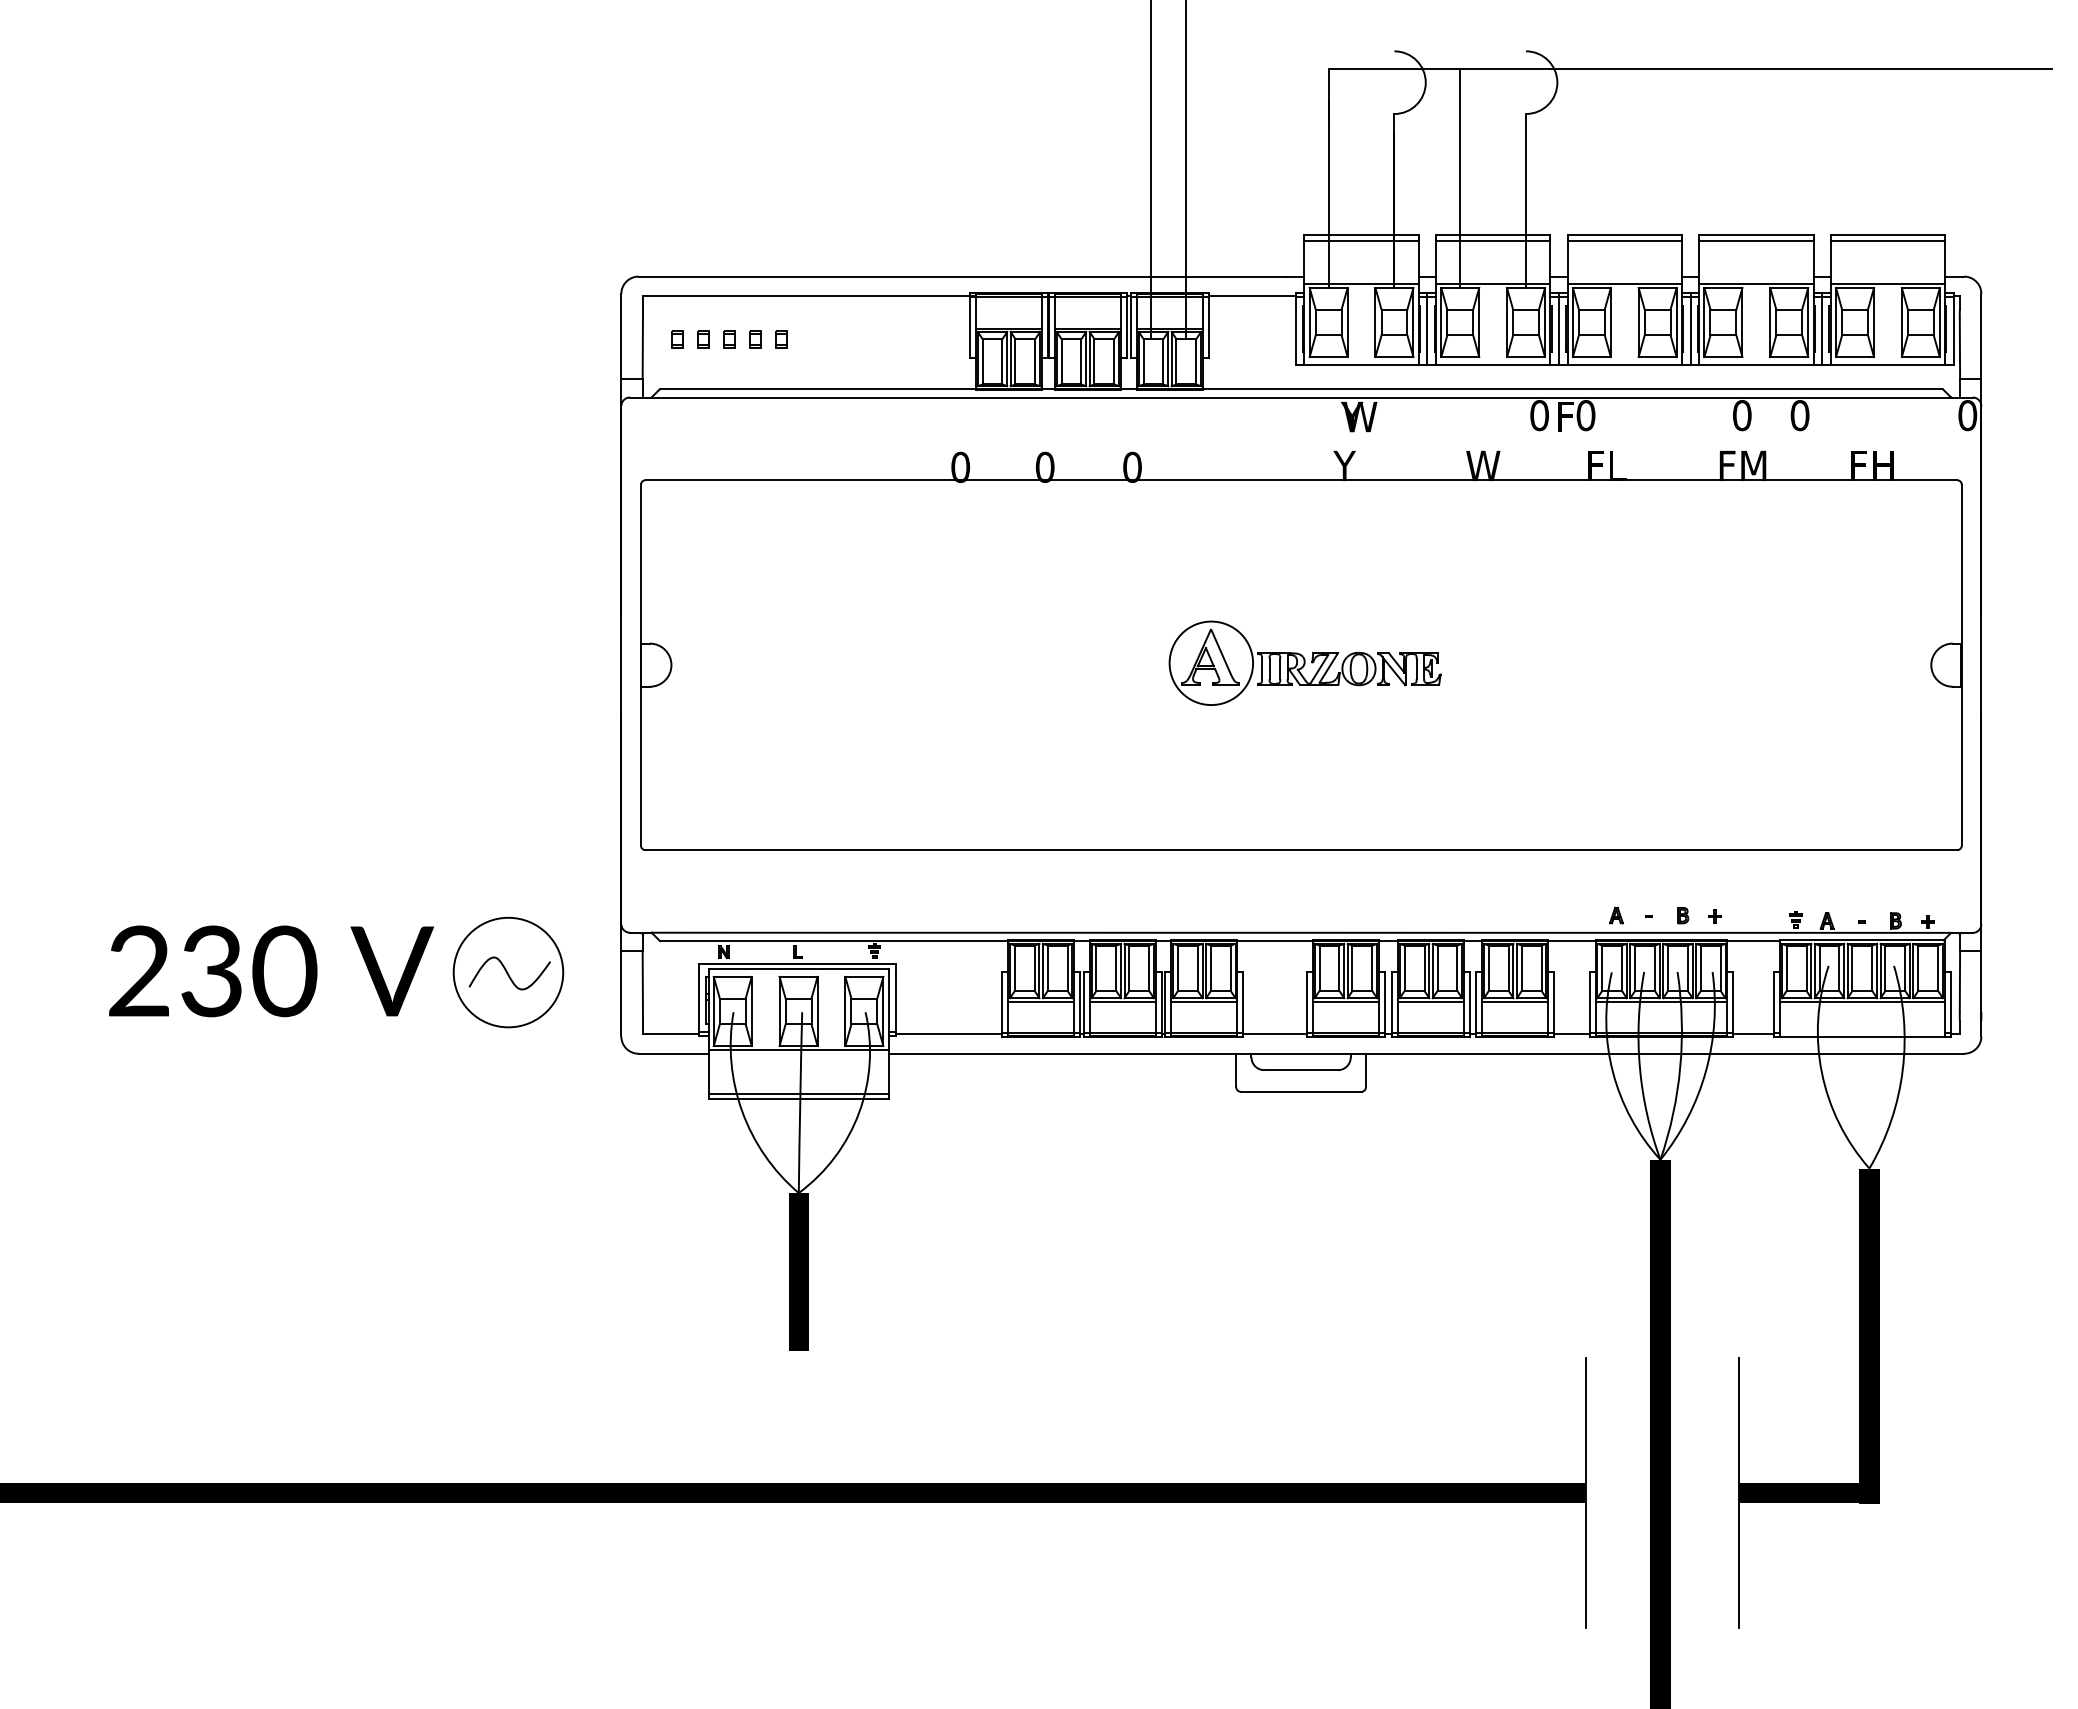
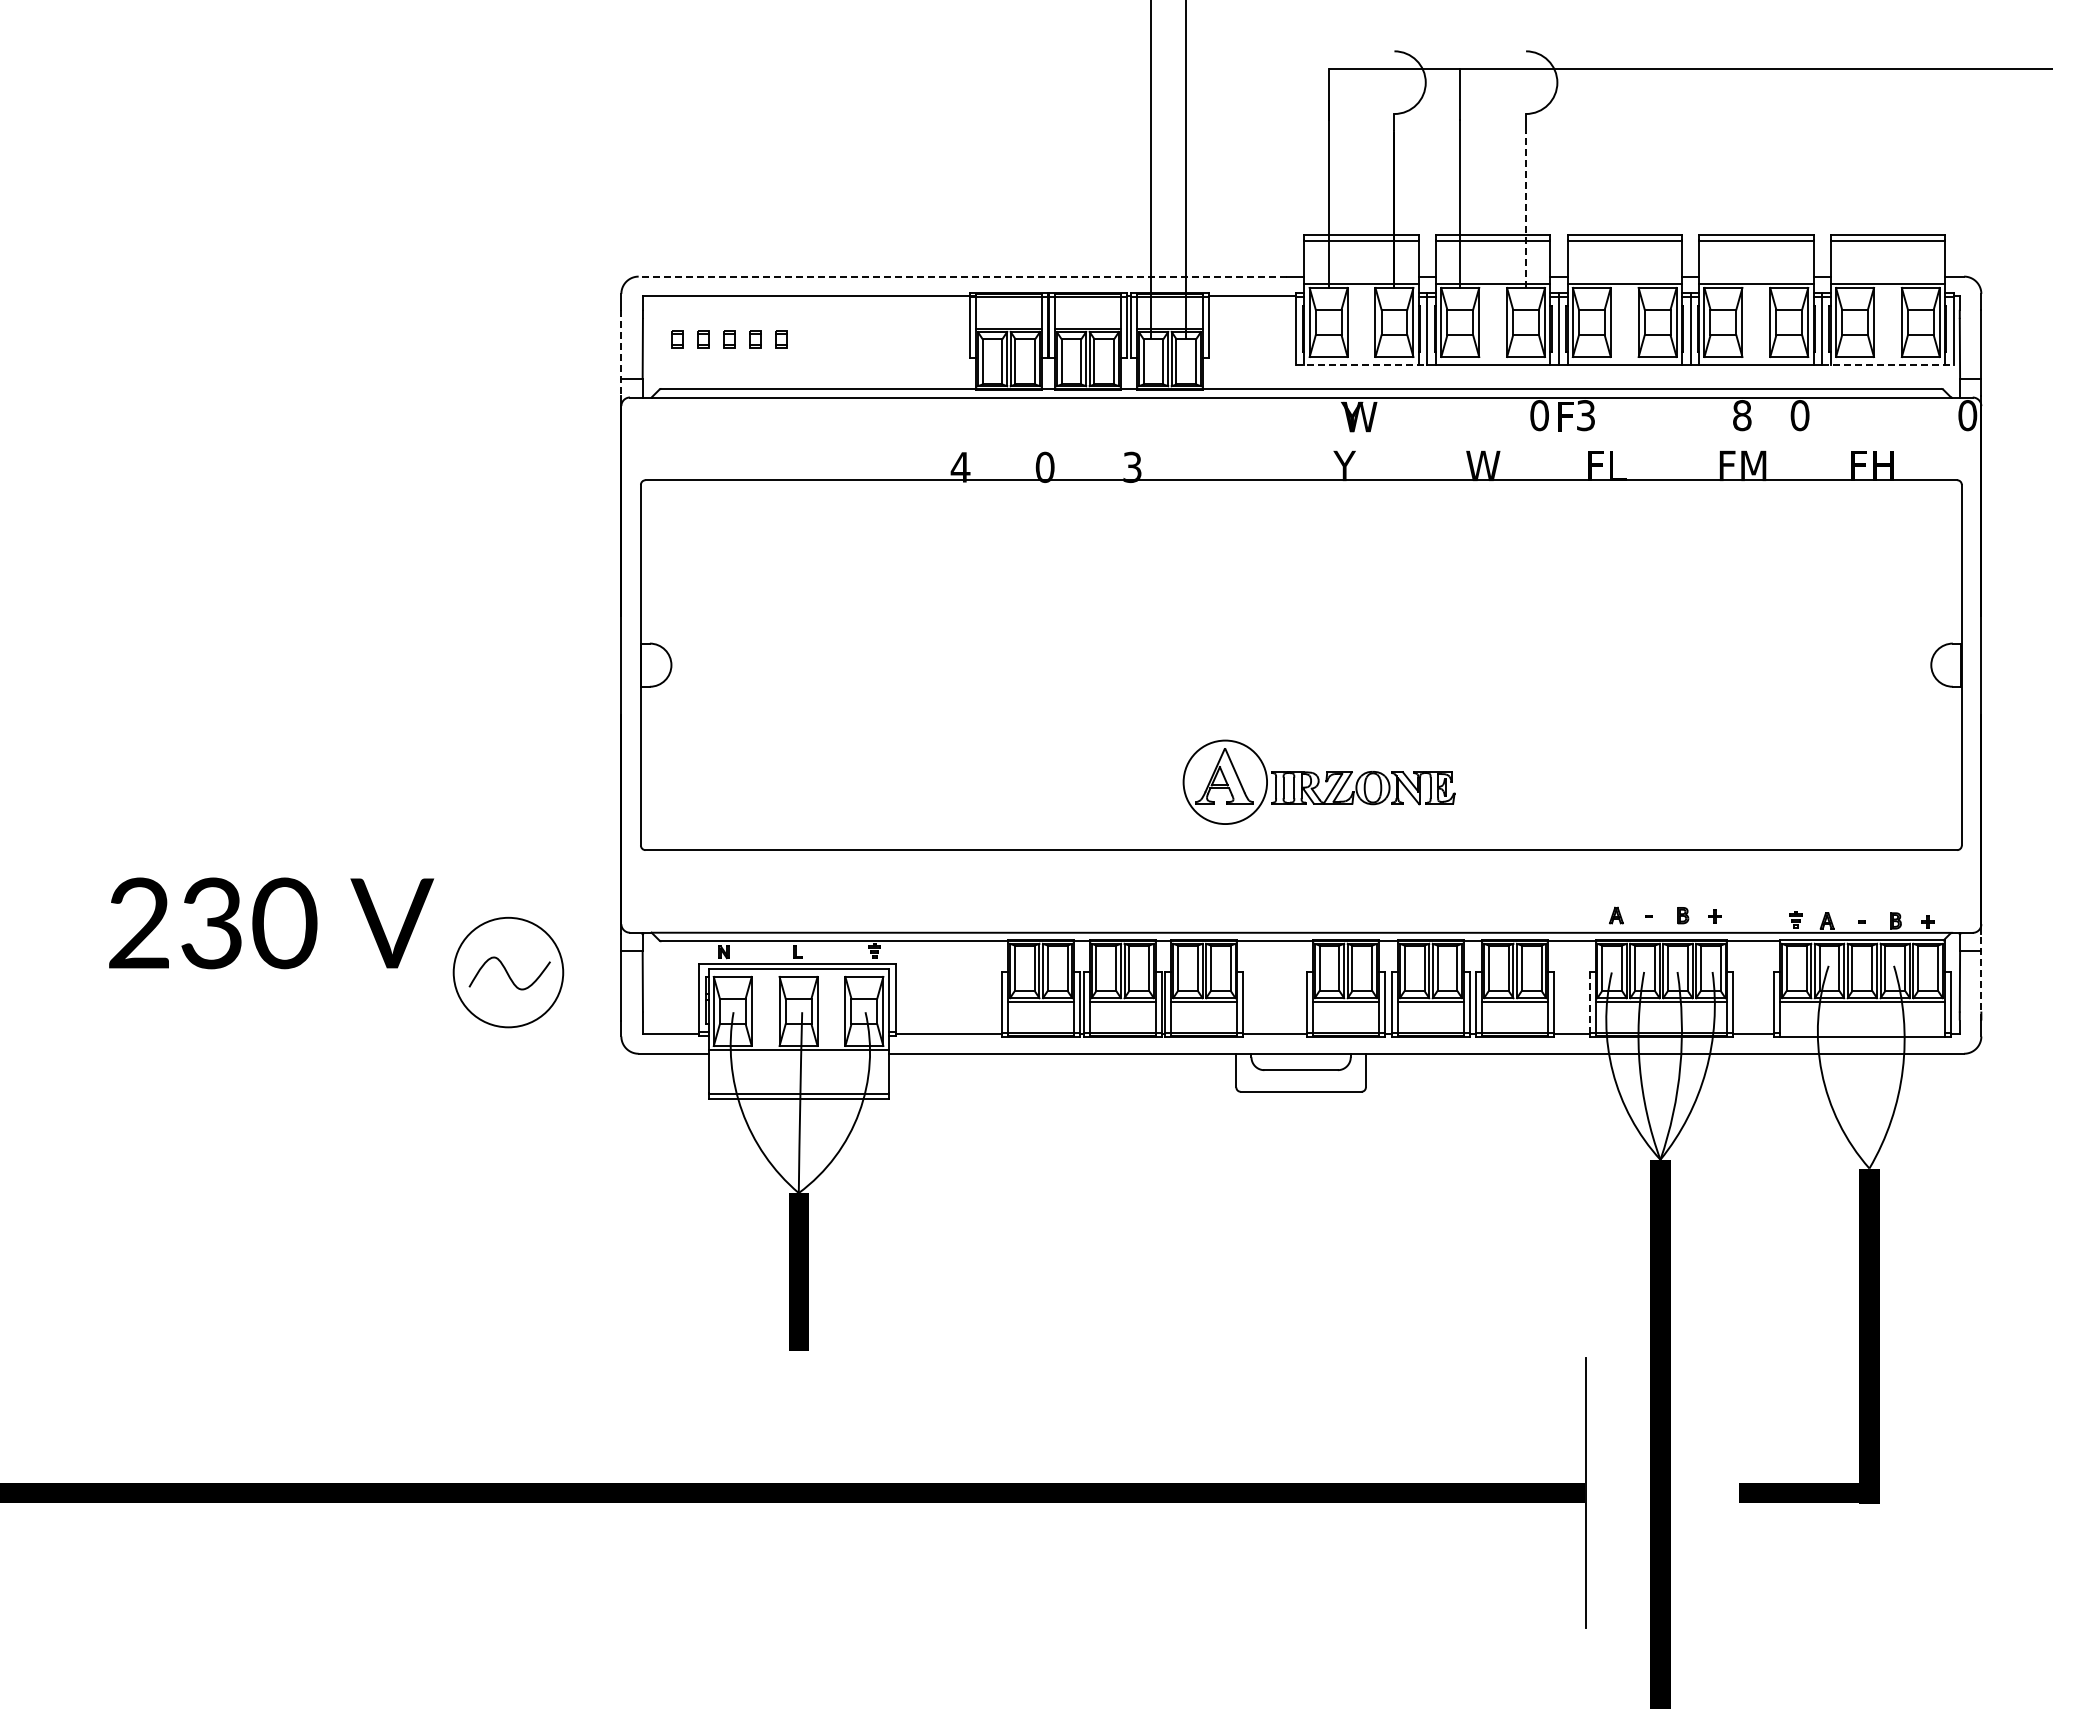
line: solid -> dashed (1526, 210)
line: solid -> dashed (962, 276)
line: solid -> dashed (621, 353)
line: solid -> dashed (1361, 365)
line: solid -> dashed (1887, 365)
text: 0 -> 3 (1585, 415)
text: 0 -> 8 (1742, 415)
text: 0 -> 4 (960, 466)
text: 0 -> 3 (1132, 466)
part position: (1304, 662) -> (1318, 781) (1318, 781)
text position: (271, 971) -> (271, 923) (271, 923)
line: solid -> dashed (1981, 976)
line: solid -> dashed (1589, 1003)
line: present -> none (1739, 1492)
